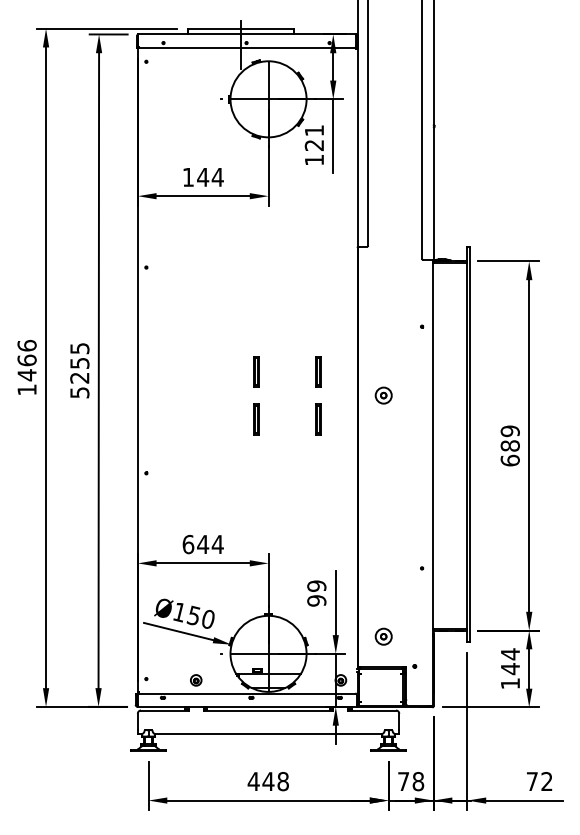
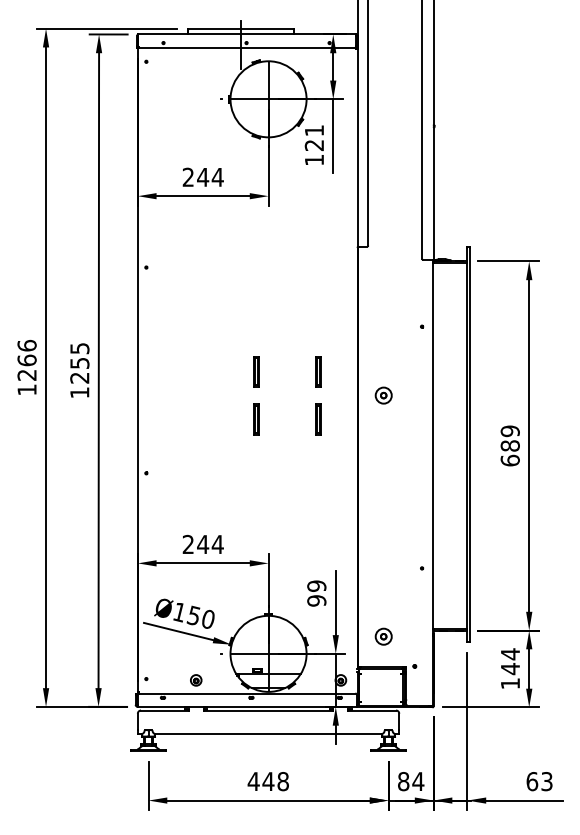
text: 144 -> 244 (187, 176)
text: 1466 -> 1266 (26, 375)
text: 5255 -> 1255 (79, 392)
text: 644 -> 244 (188, 544)
text: 78 -> 84 (411, 781)
text: 72 -> 63 (539, 781)
